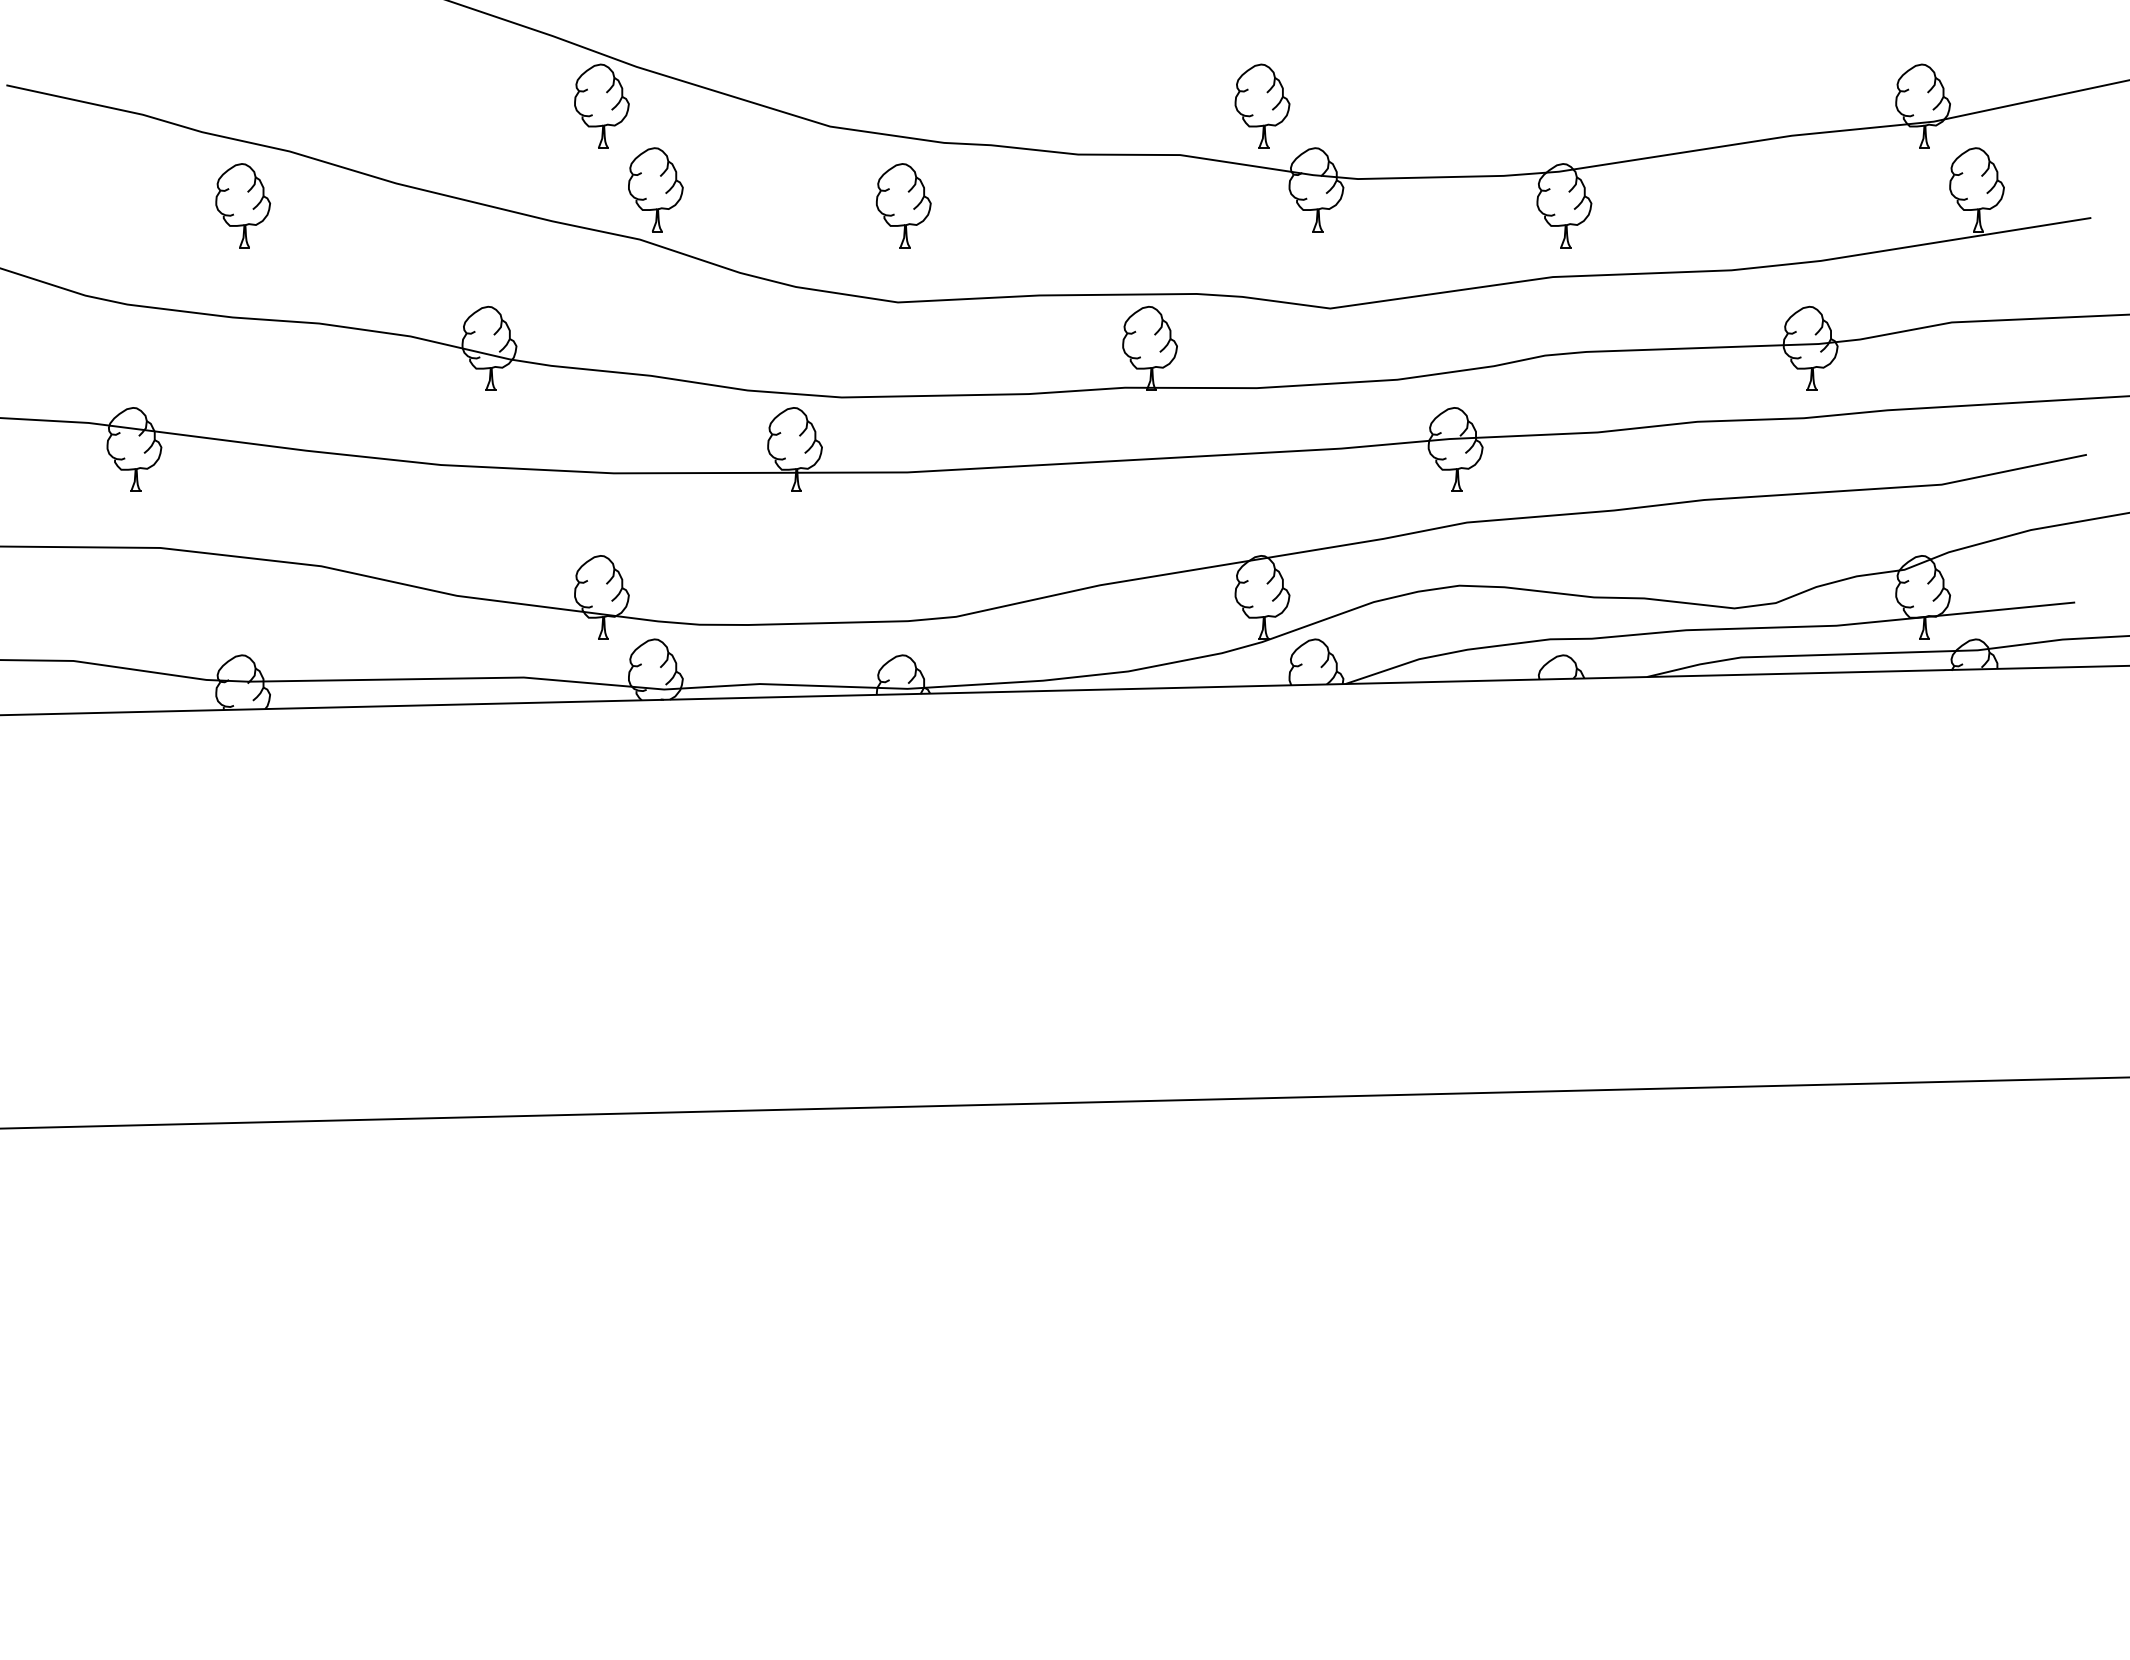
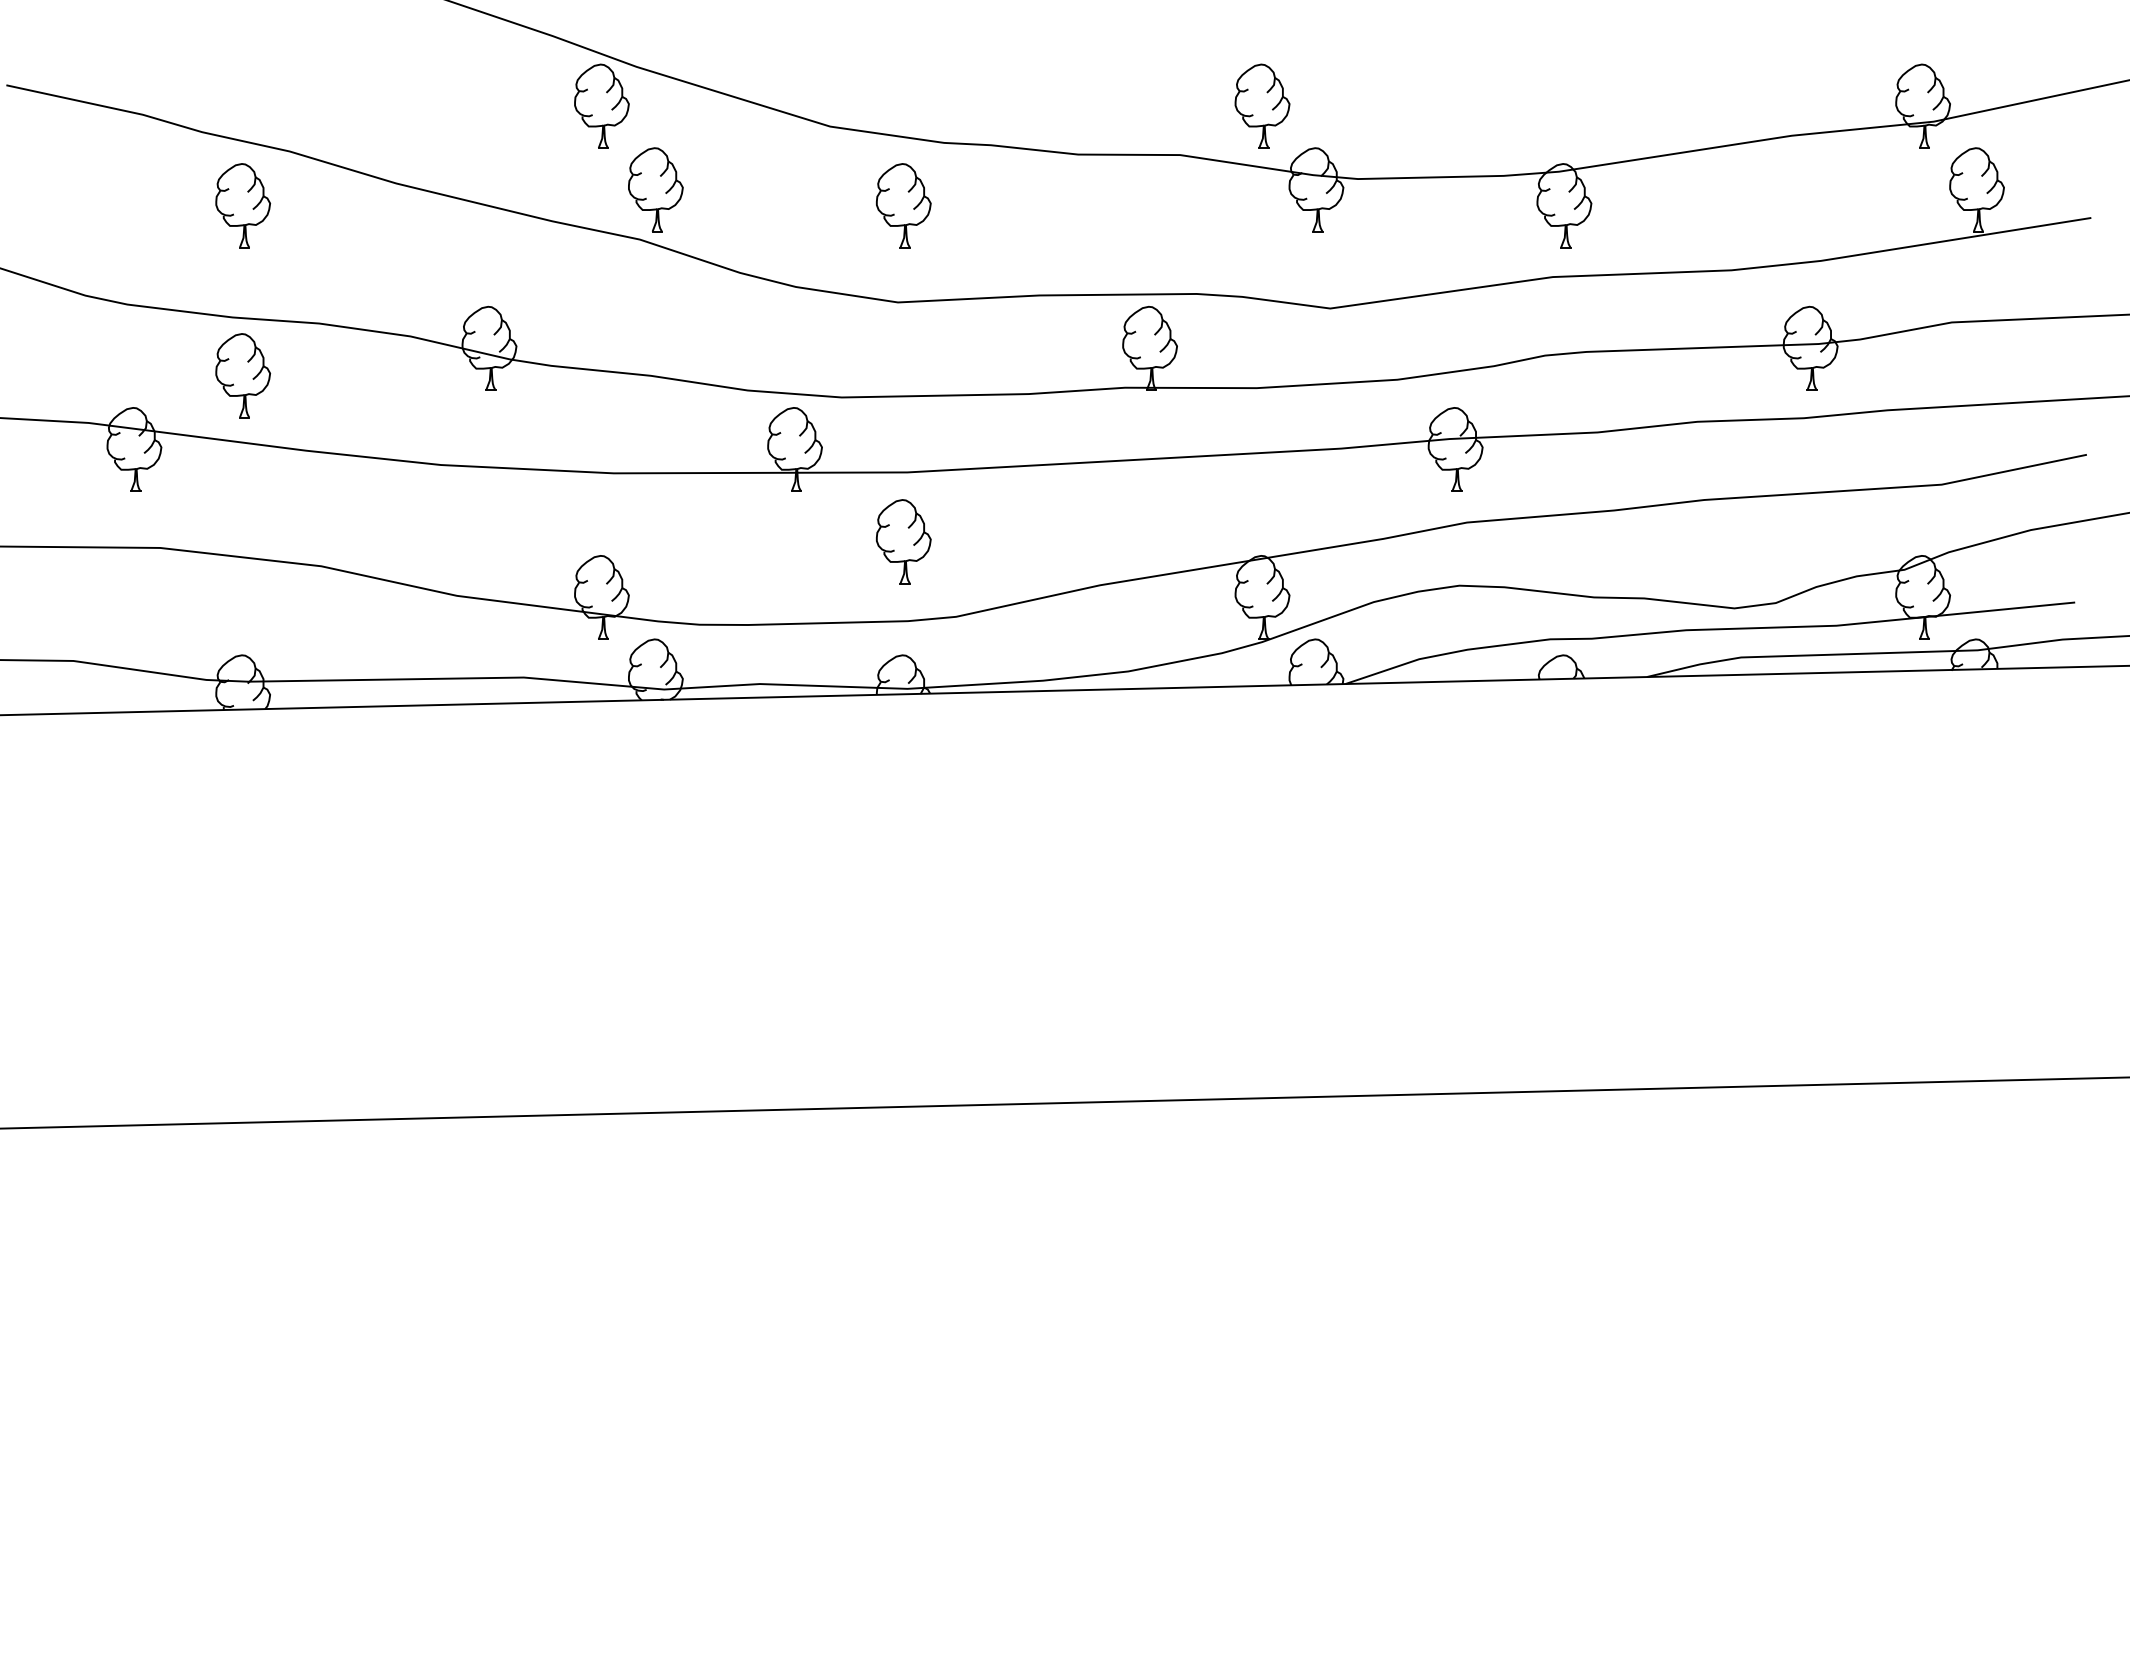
part: none -> present (243, 375)
part: none -> present (903, 541)
